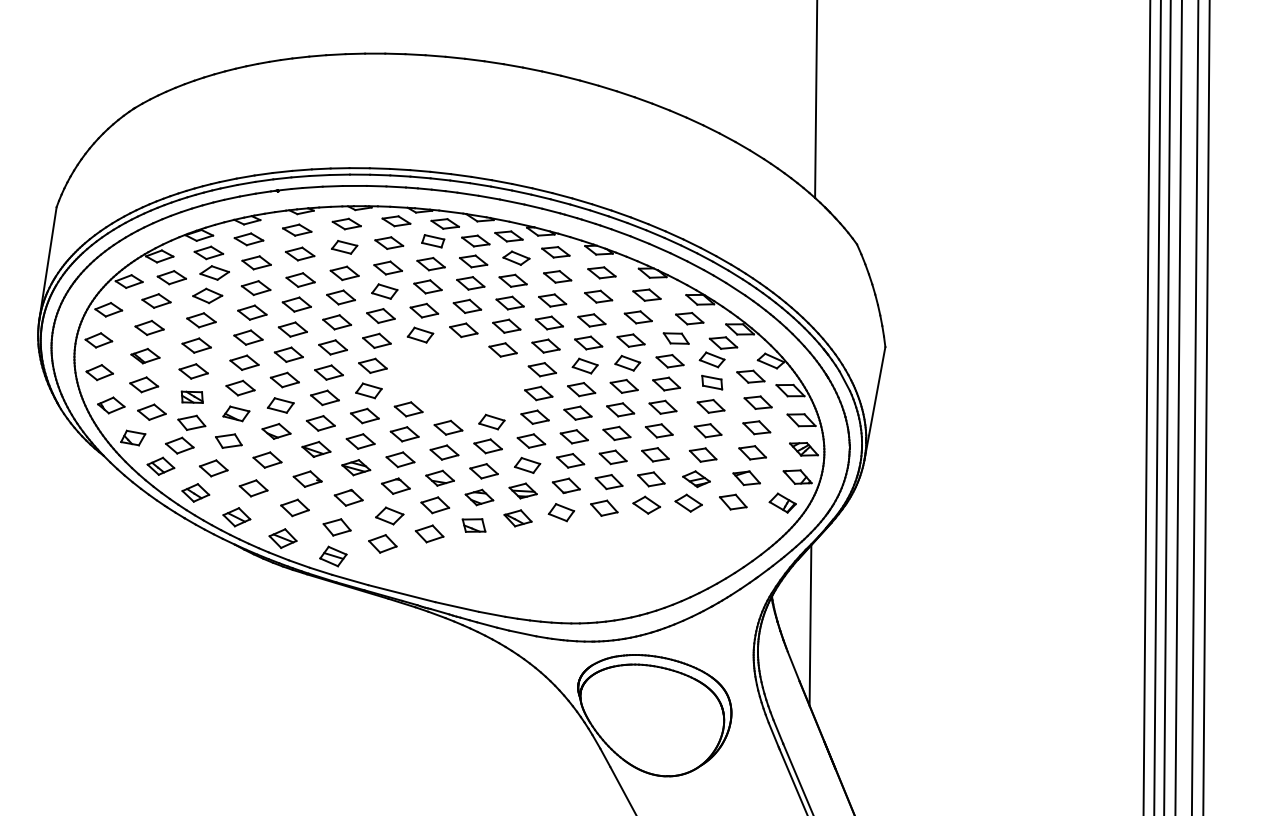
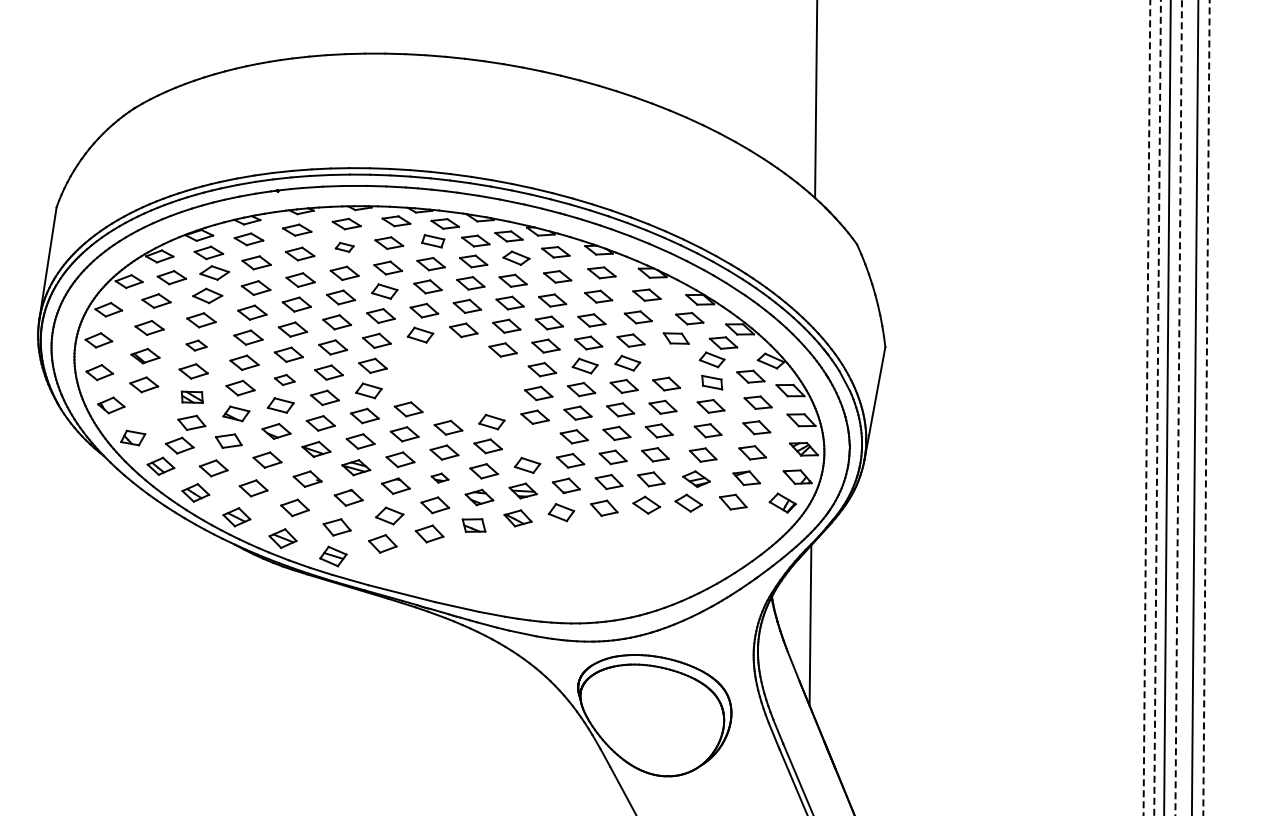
part size: 28x15 px -> 21x12 px (344, 246)
part size: 31x17 px -> 23x13 px (196, 345)
part: present -> none (669, 361)
part size: 31x18 px -> 22x13 px (284, 379)
line: solid -> dashed (1146, 407)
line: solid -> dashed (1178, 407)
line: solid -> dashed (1157, 408)
line: solid -> dashed (1206, 408)
part: present -> none (151, 411)
part: present -> none (531, 440)
part size: 30x18 px -> 20x12 px (439, 477)
